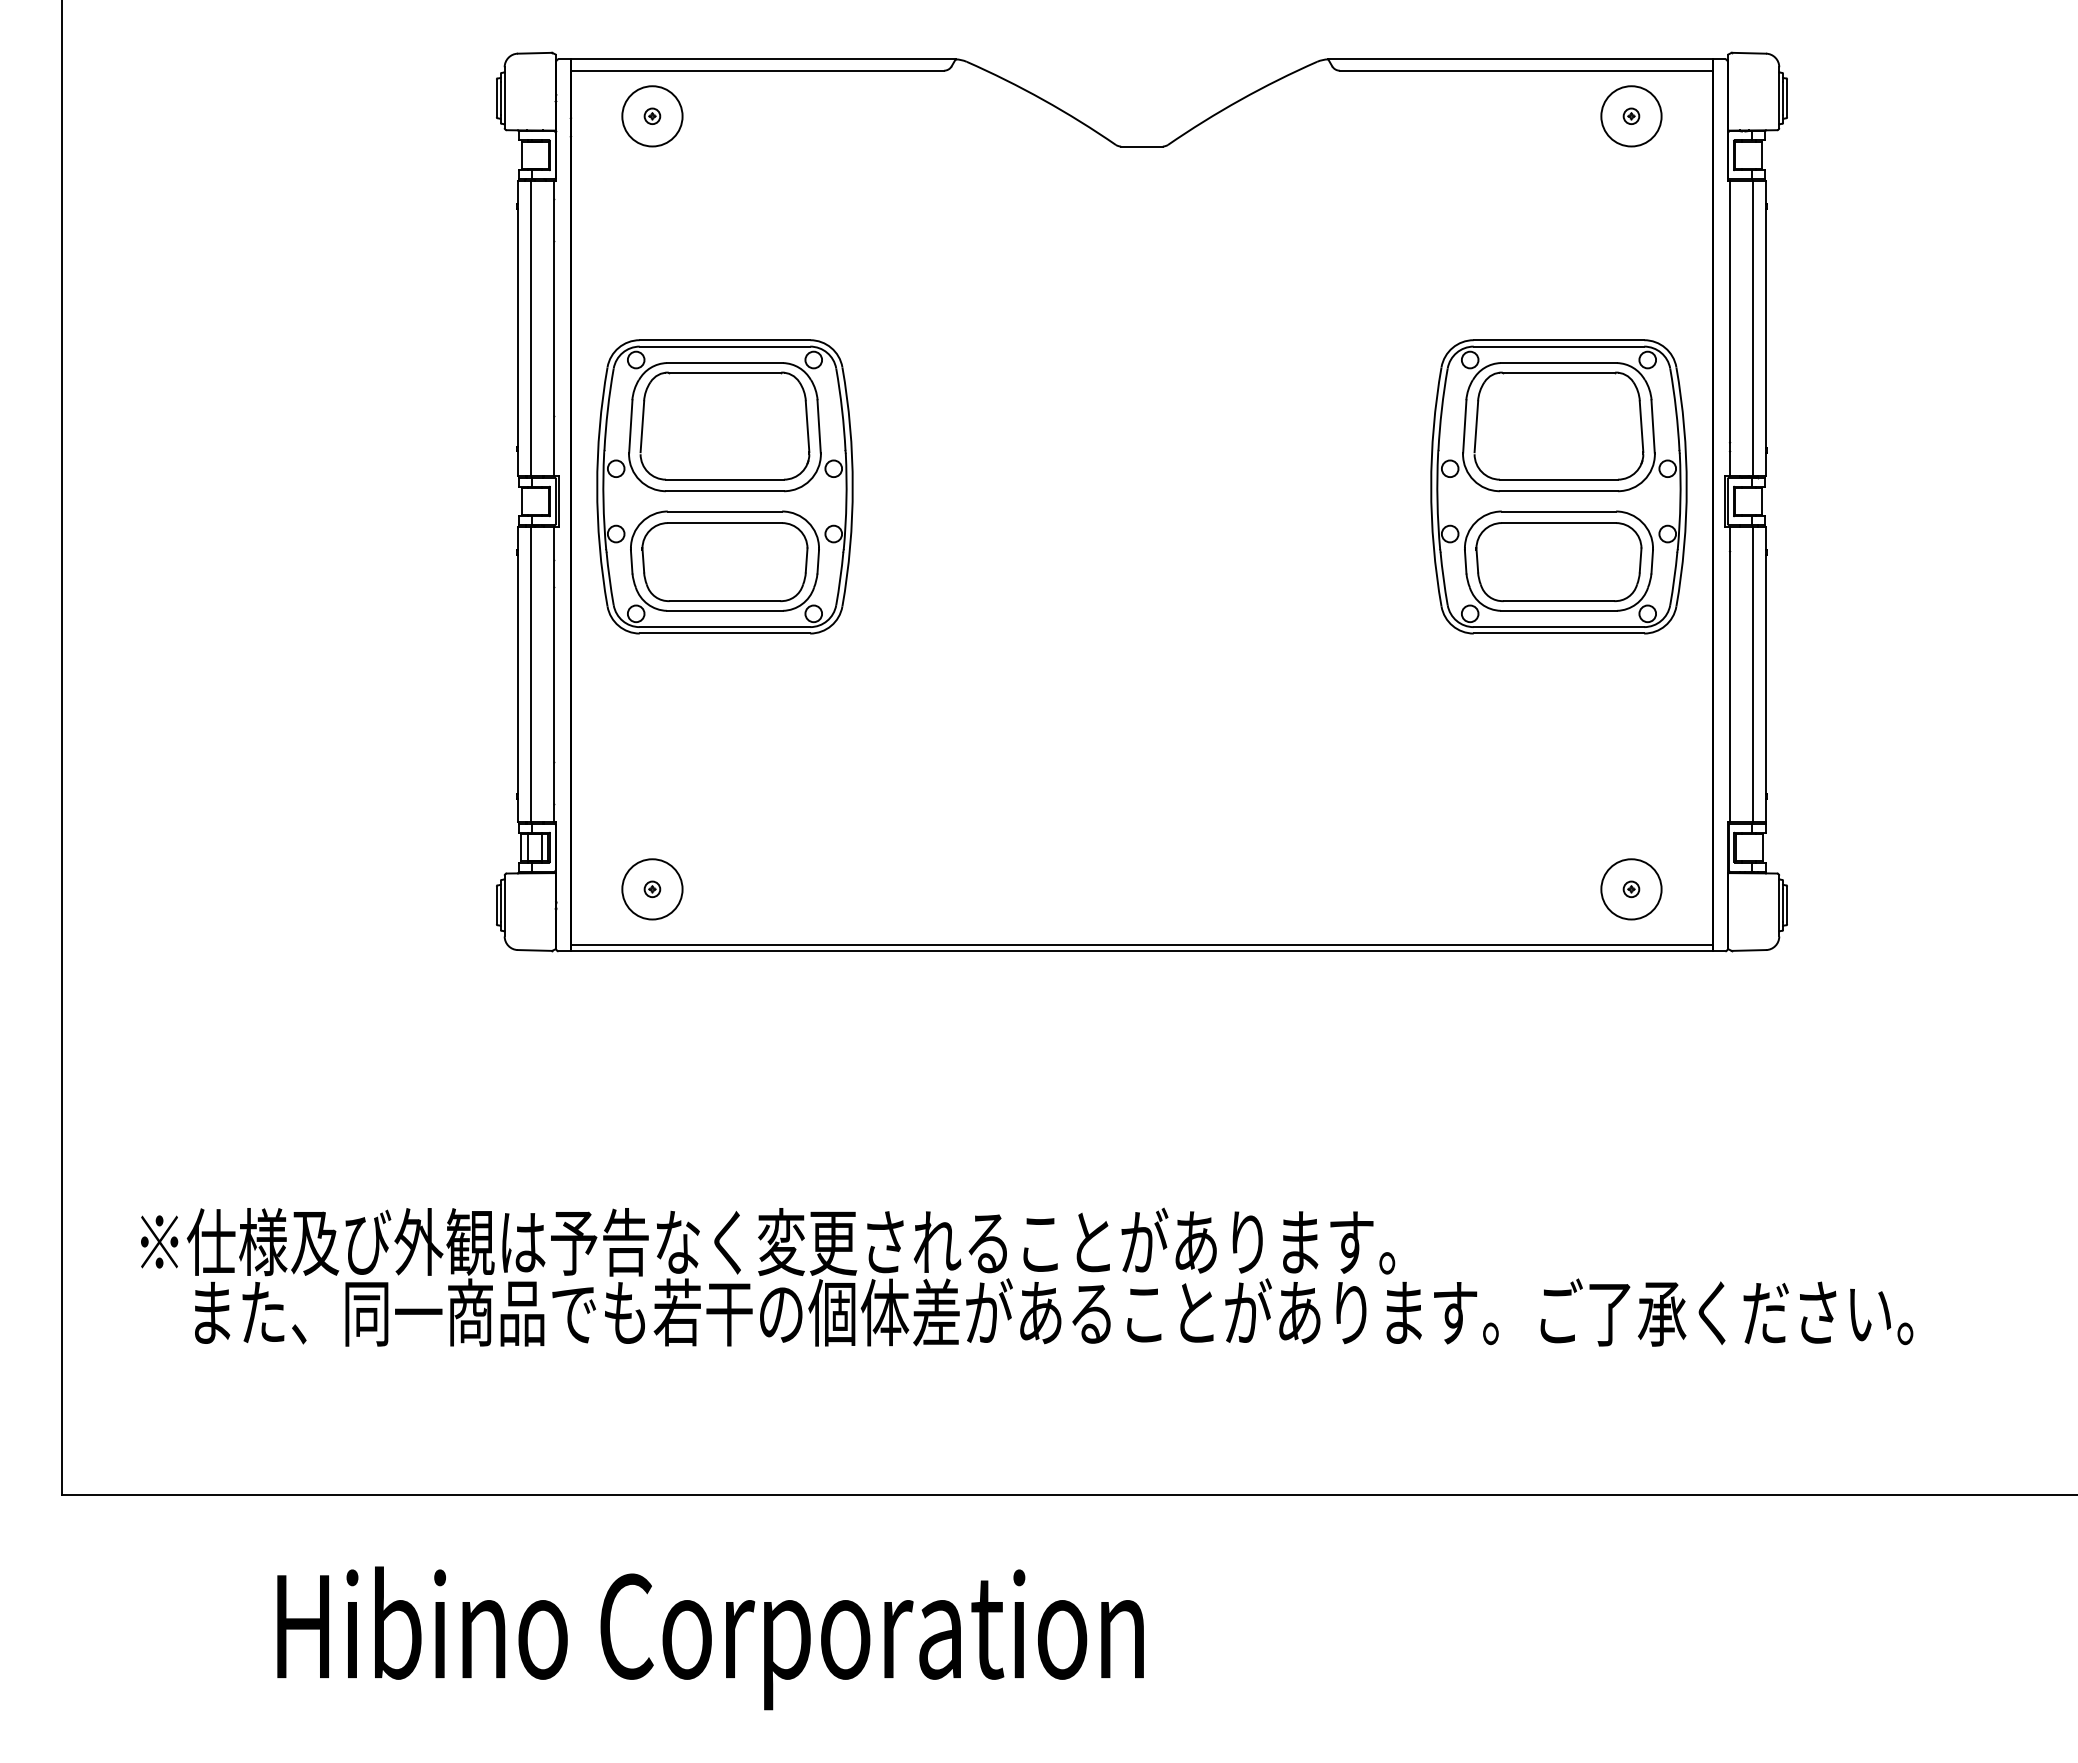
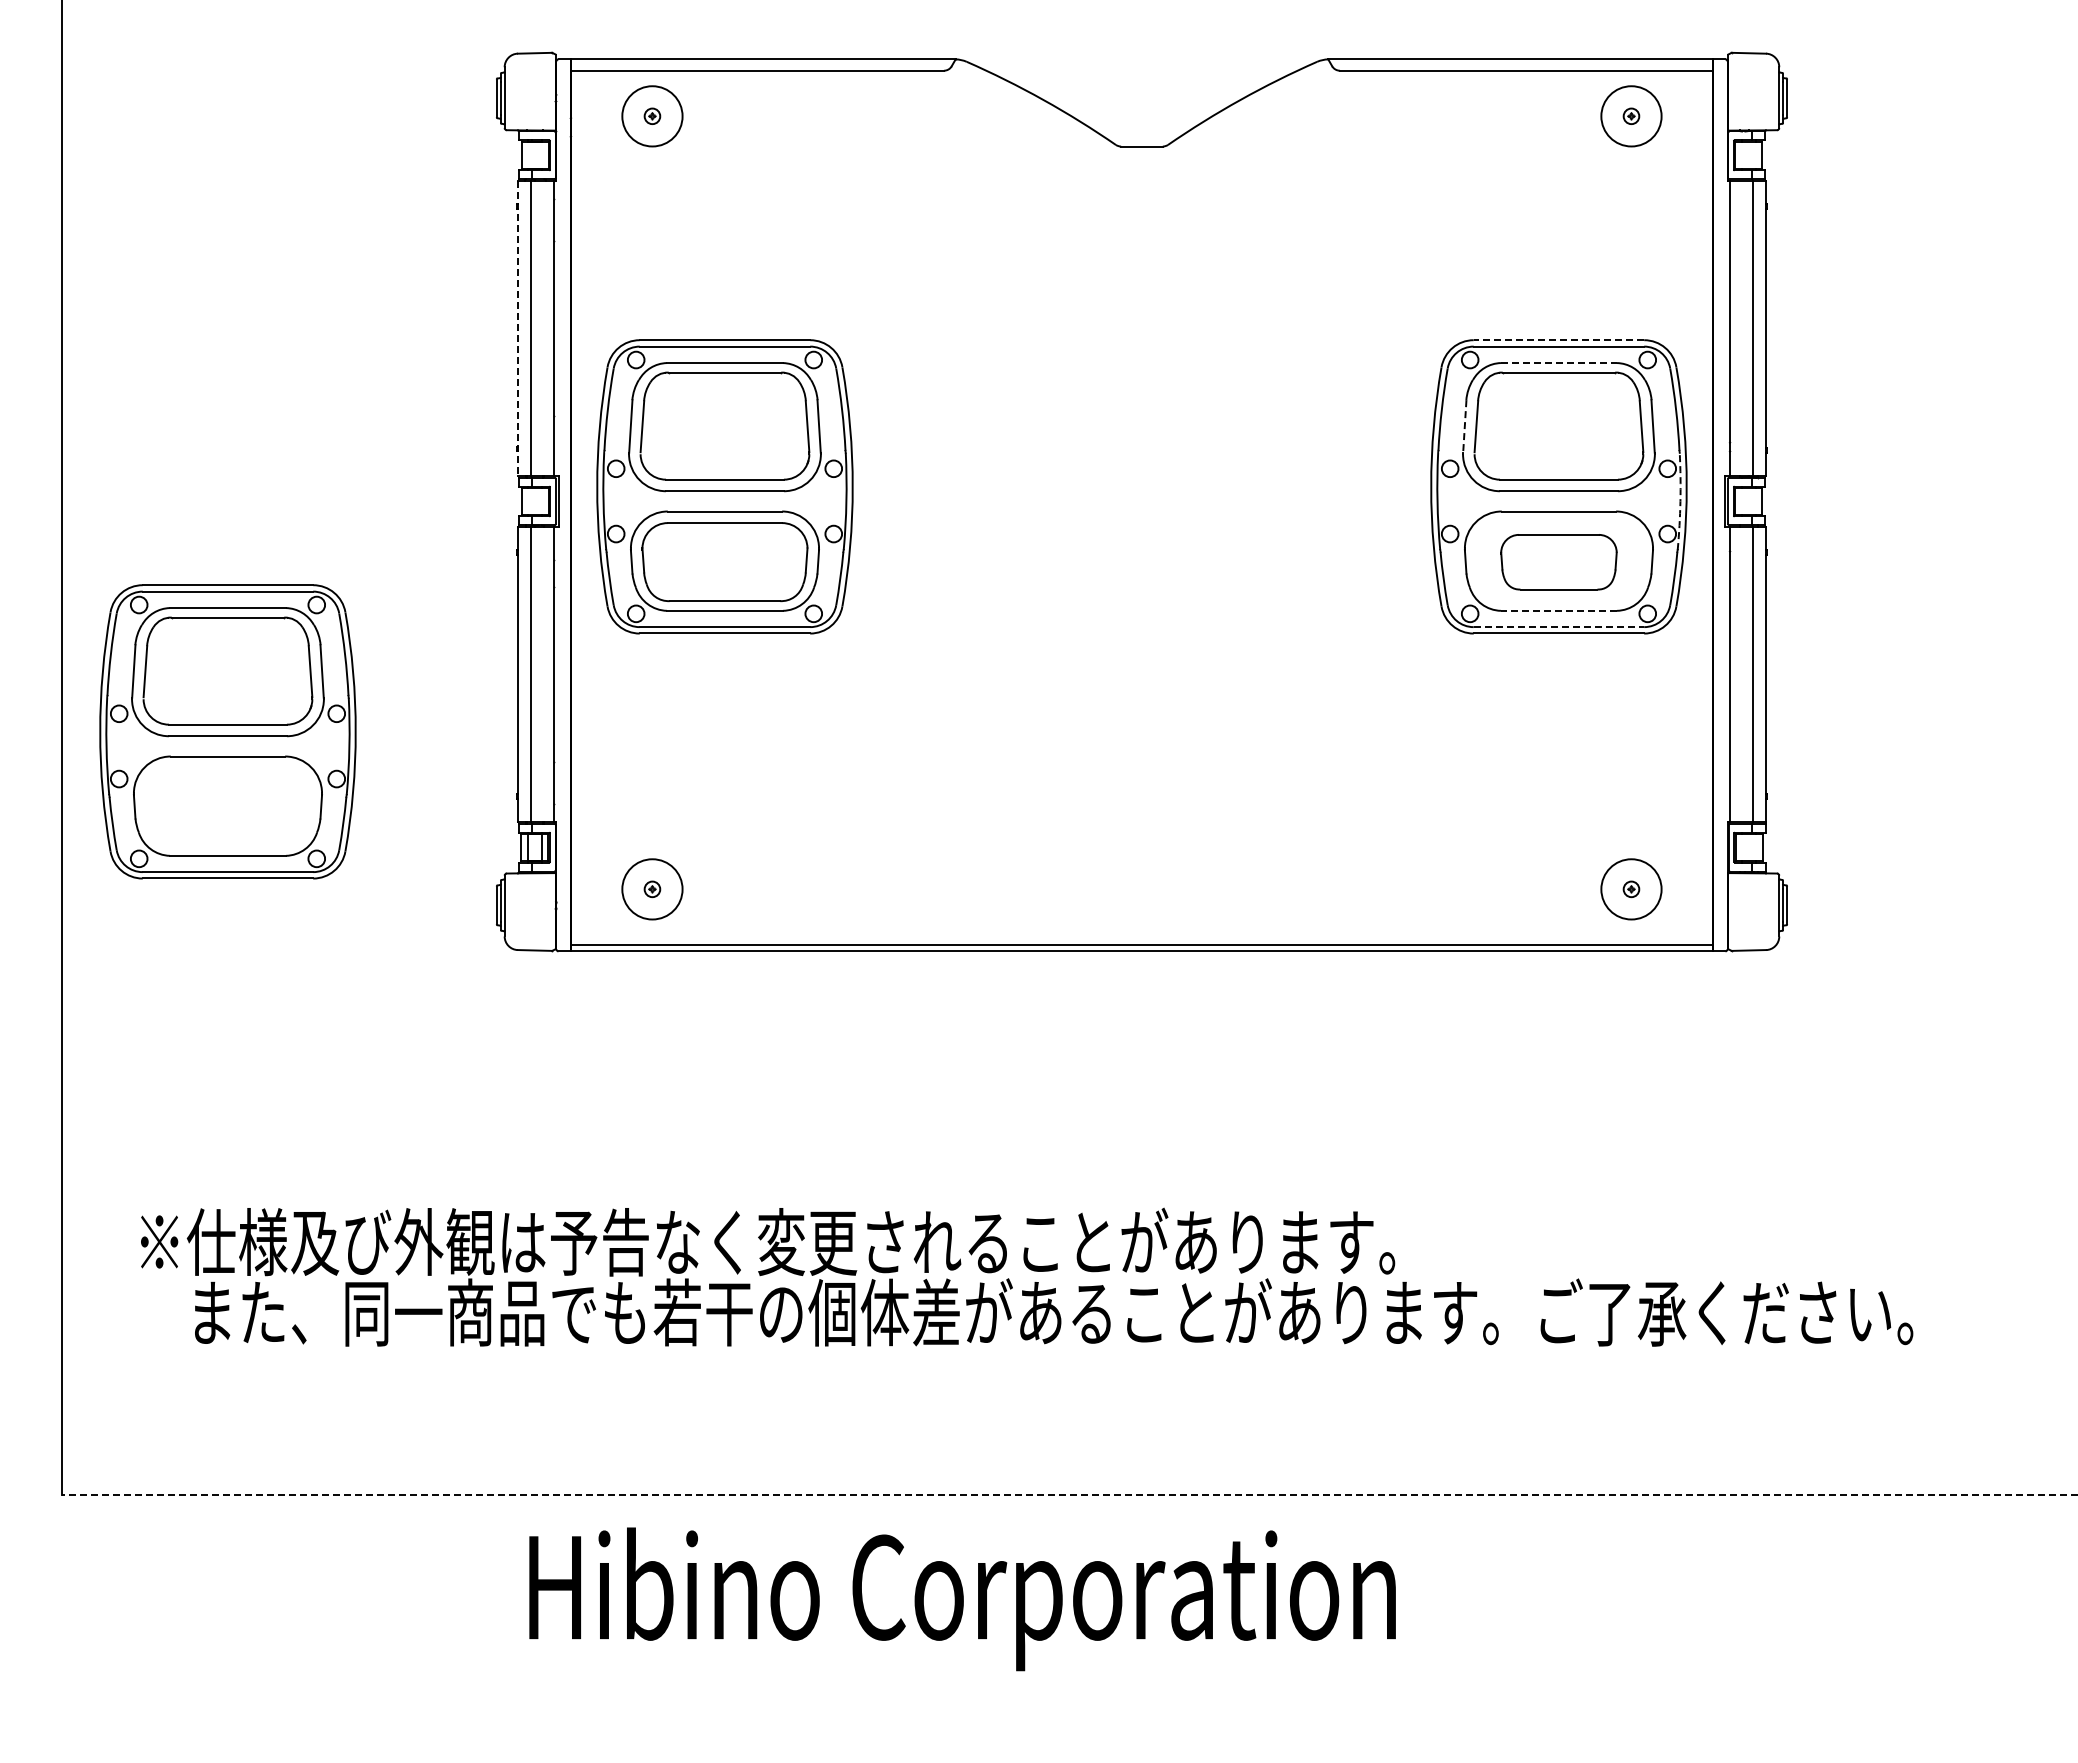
line: solid -> dashed (517, 328)
line: solid -> dashed (1558, 340)
line: solid -> dashed (1558, 362)
line: solid -> dashed (1464, 426)
arc: solid -> dashed (1680, 501)
part size: 168x81 px -> 118x57 px (1558, 562)
line: solid -> dashed (1558, 610)
line: solid -> dashed (1559, 627)
part: none -> present (227, 731)
line: solid -> dashed (1069, 1495)
text position: (710, 1638) -> (962, 1599) (962, 1599)
